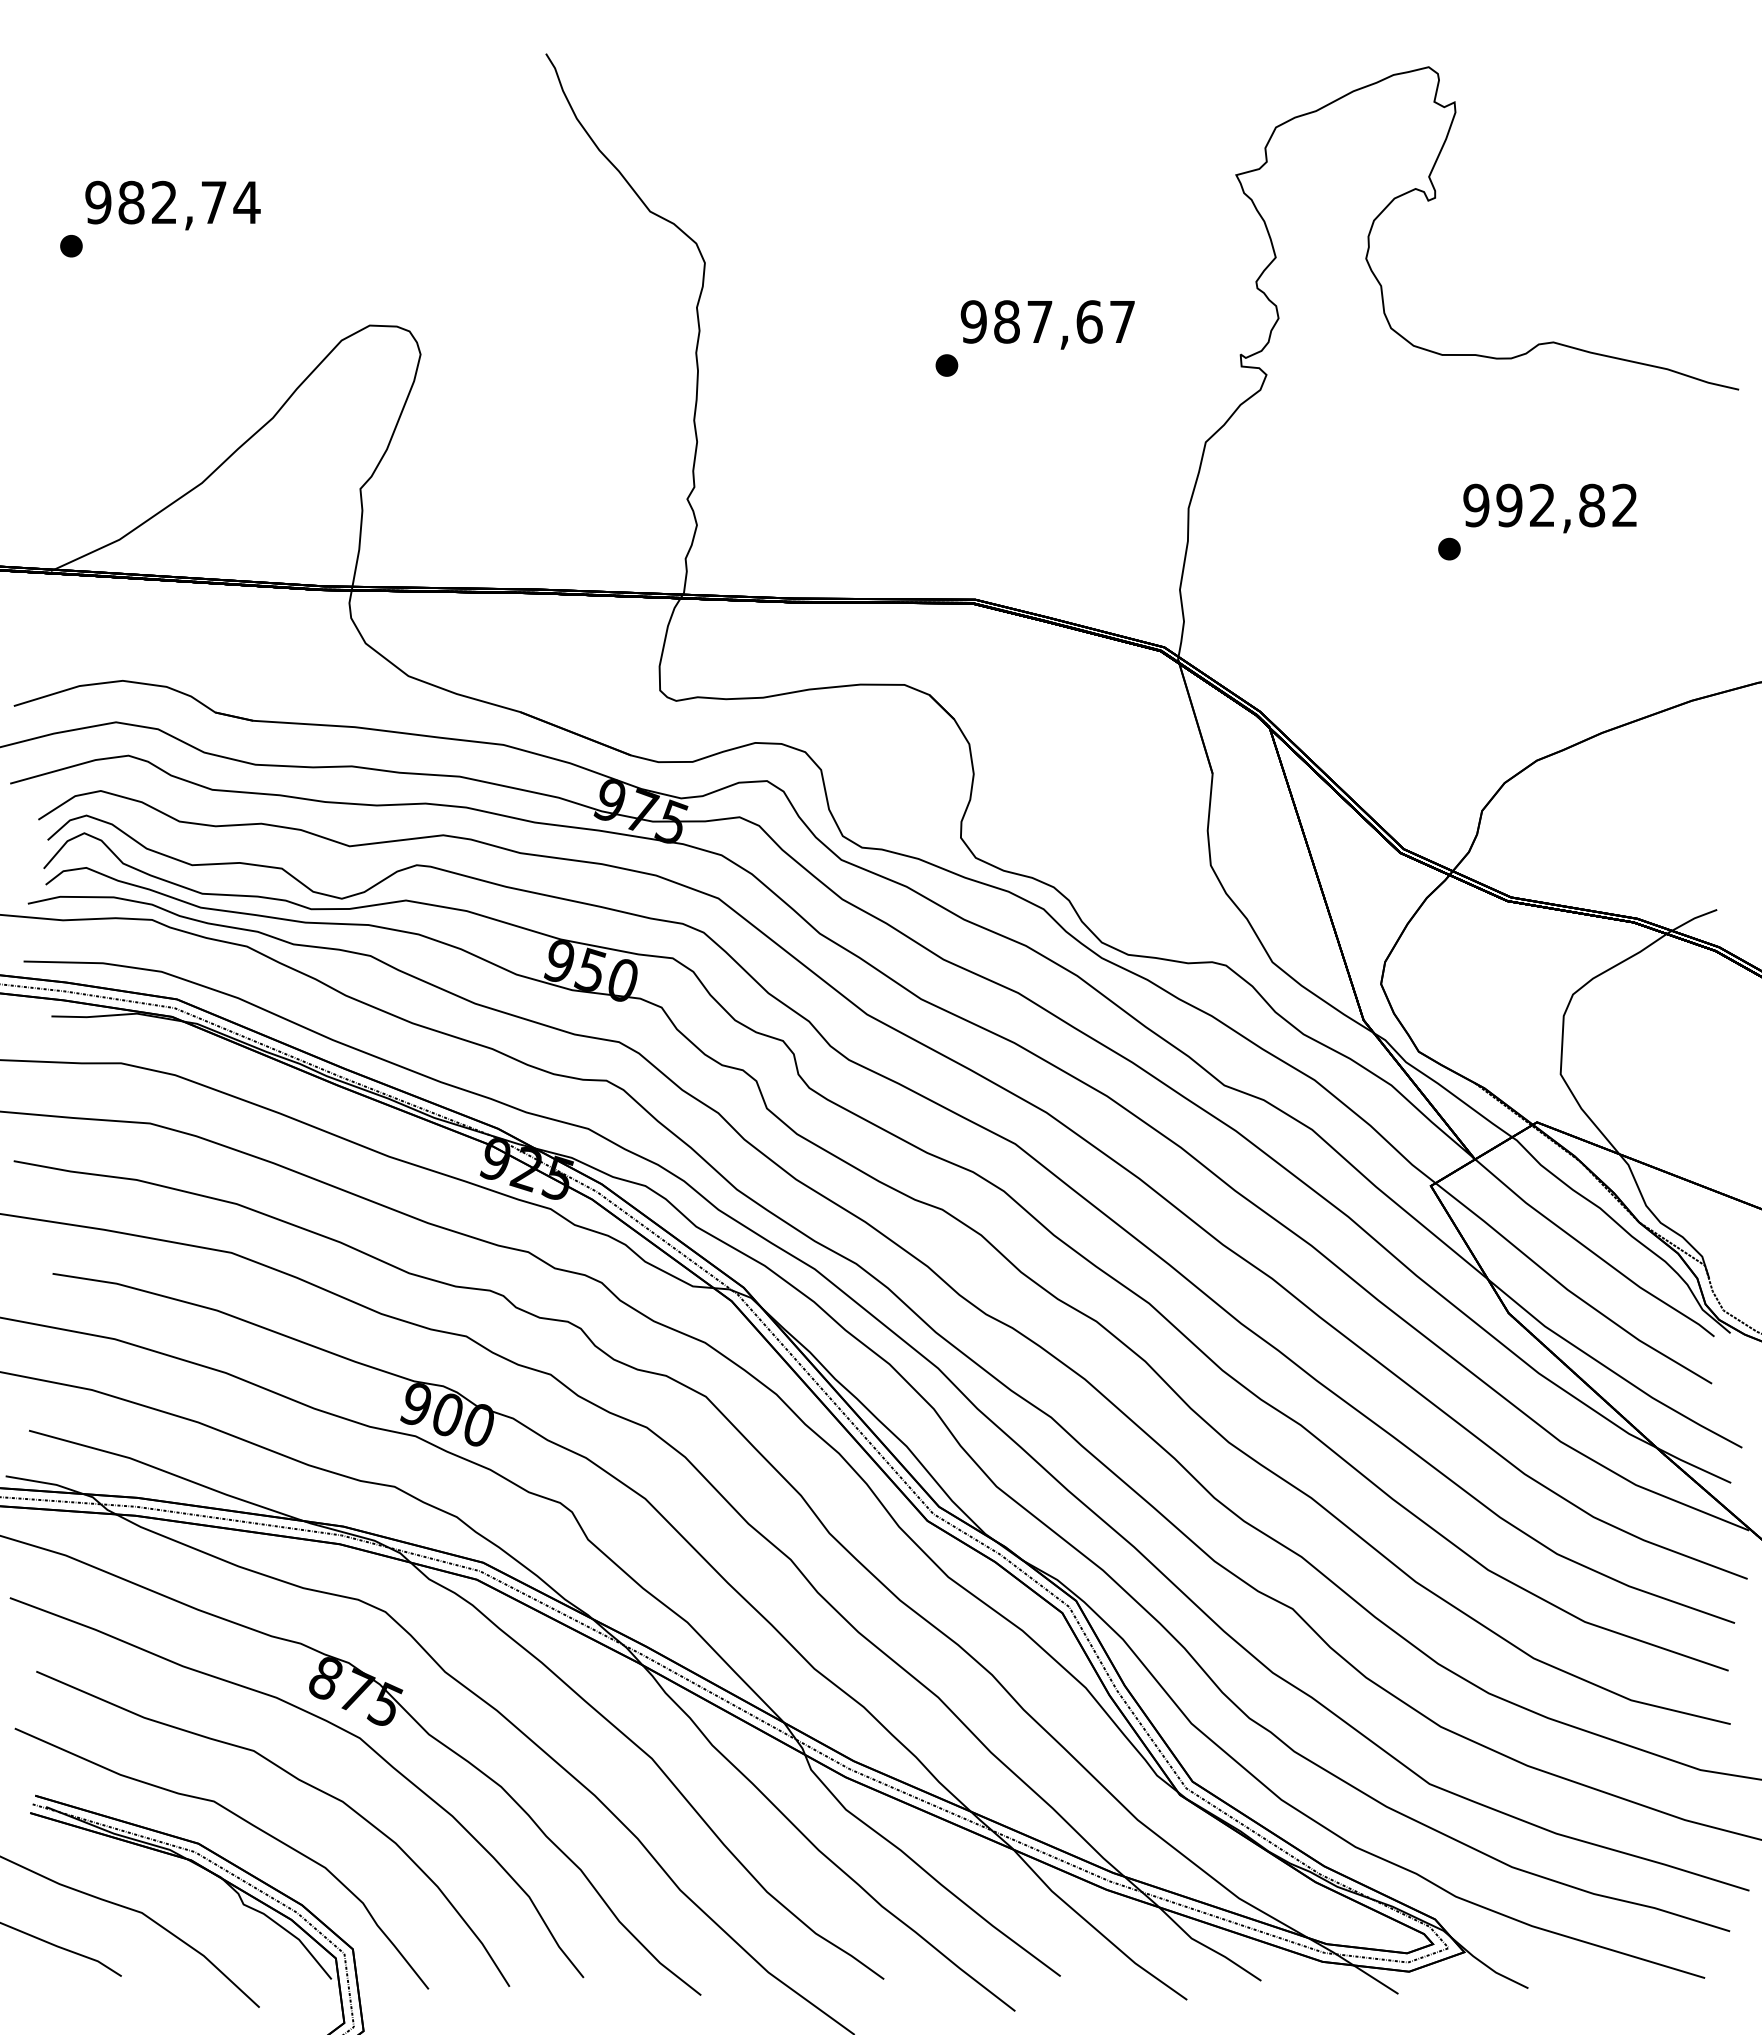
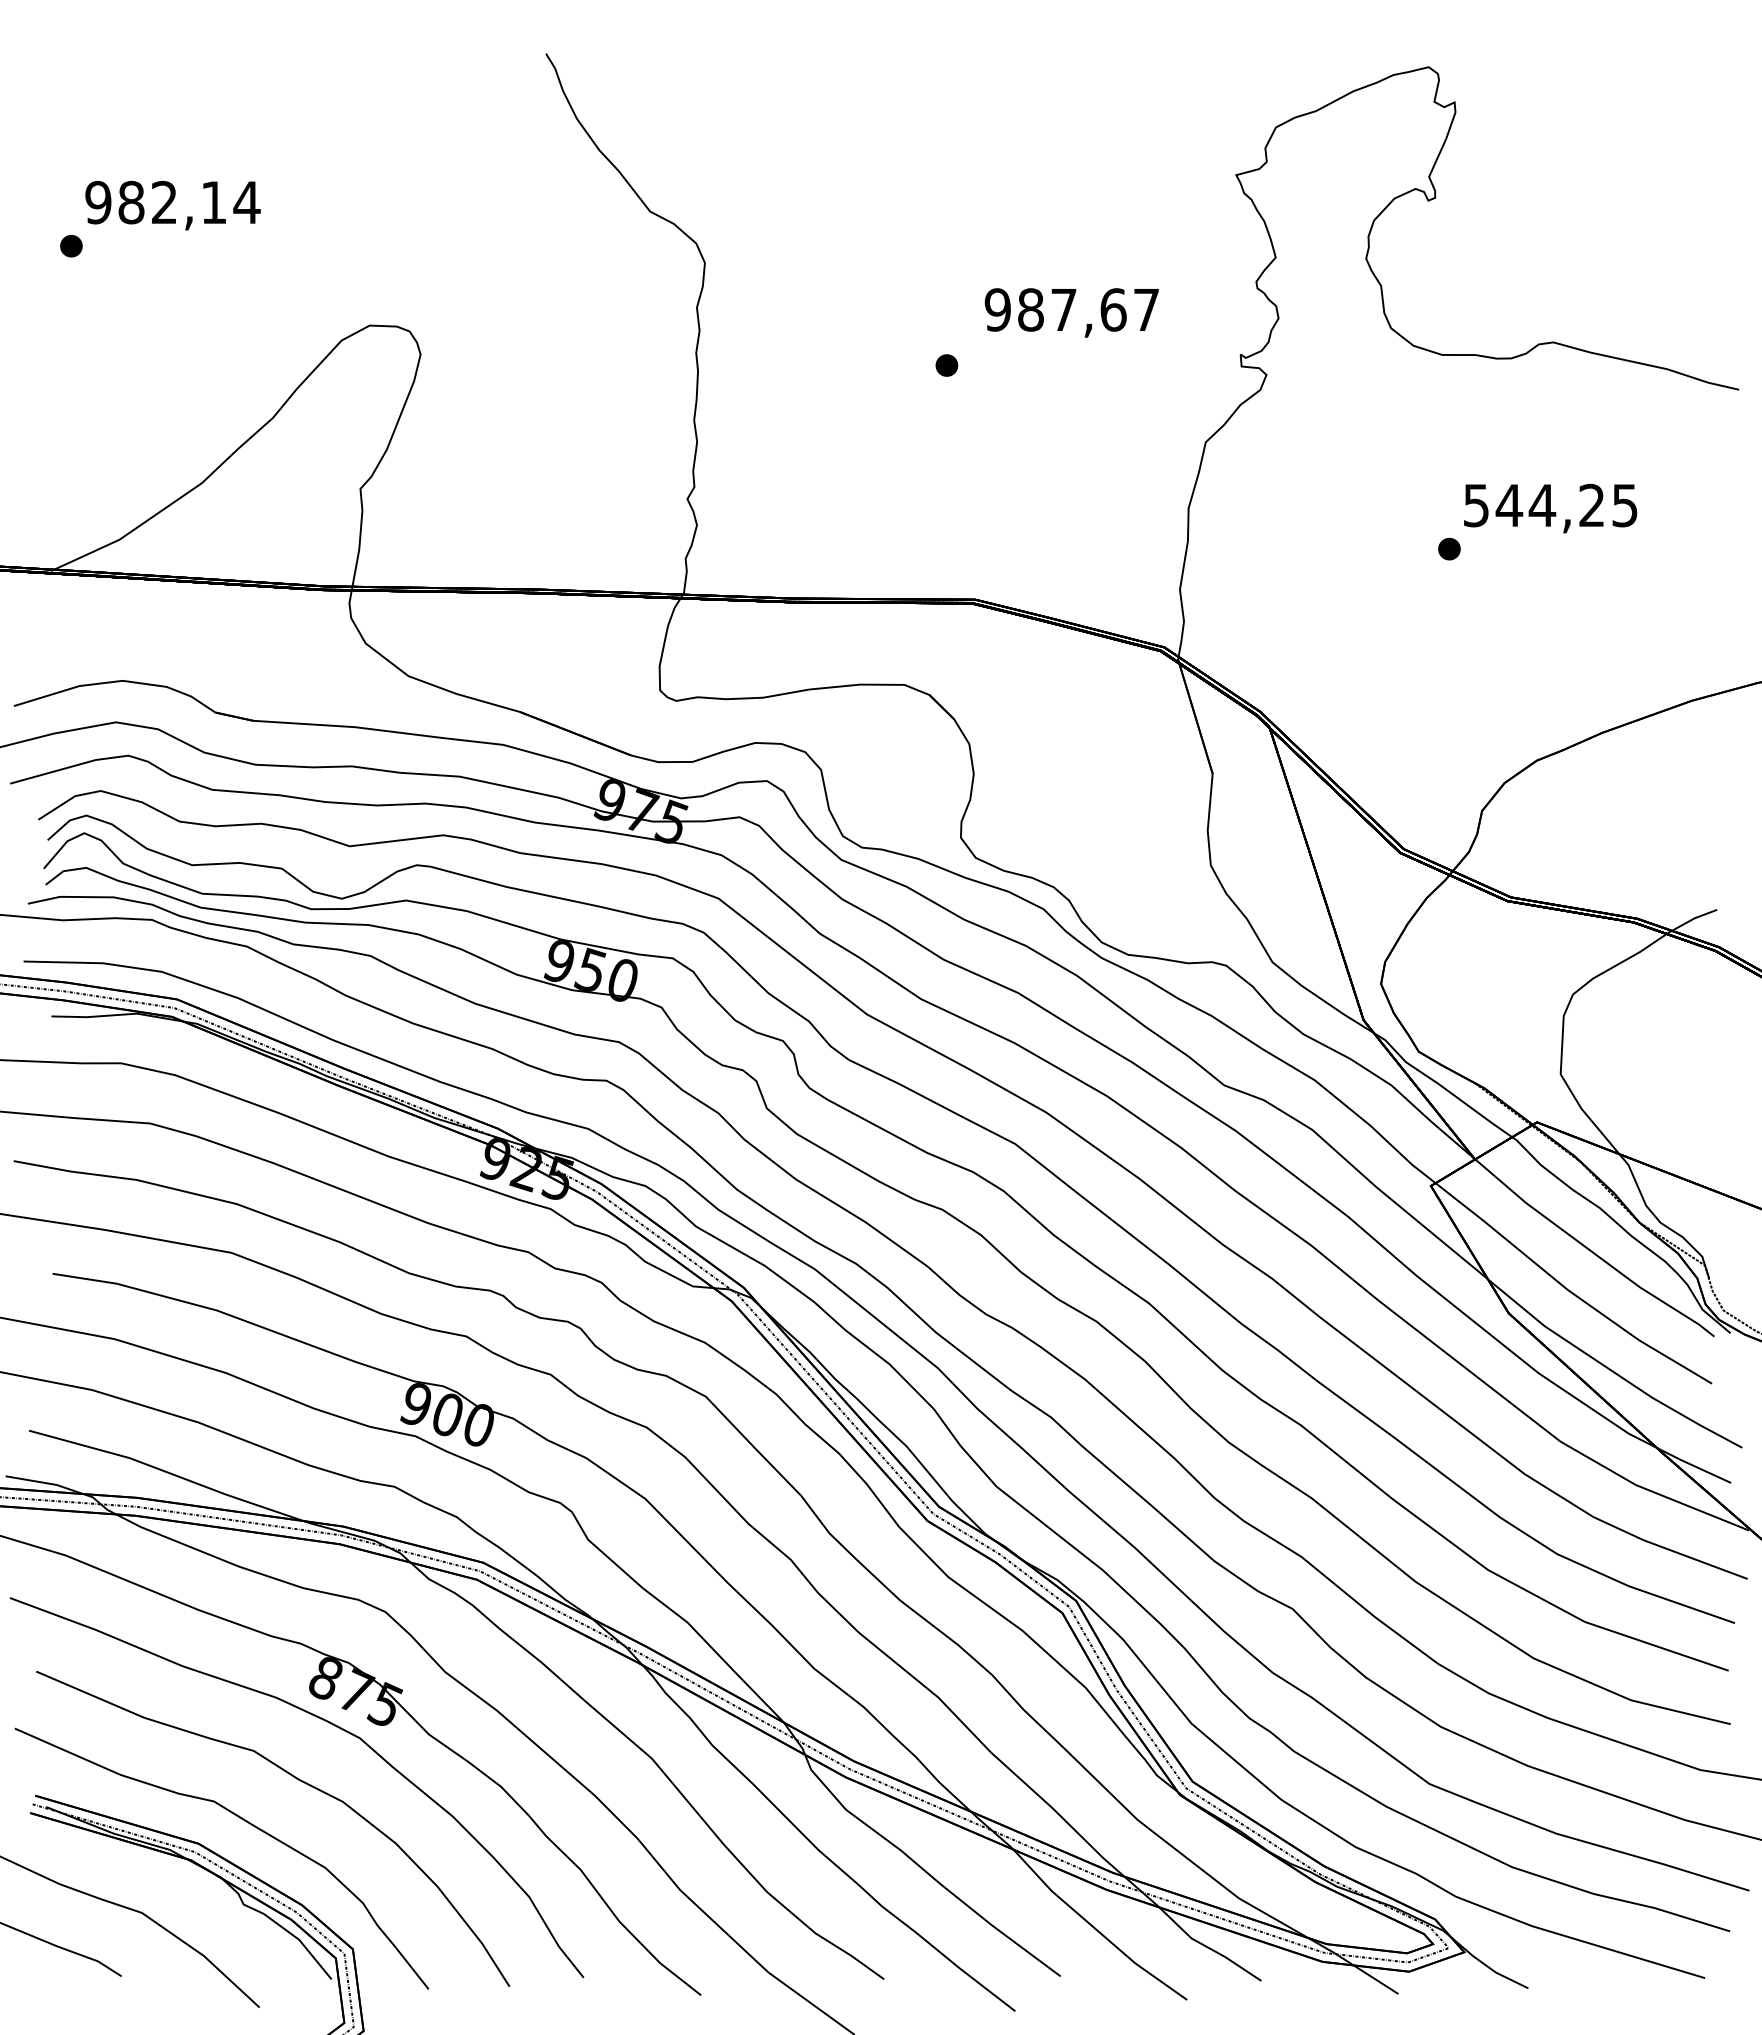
text: 982,74 -> 982,14 (213, 202)
text position: (1047, 324) -> (1071, 312) (1071, 312)
text: 992,82 -> 544,25 (1550, 505)
